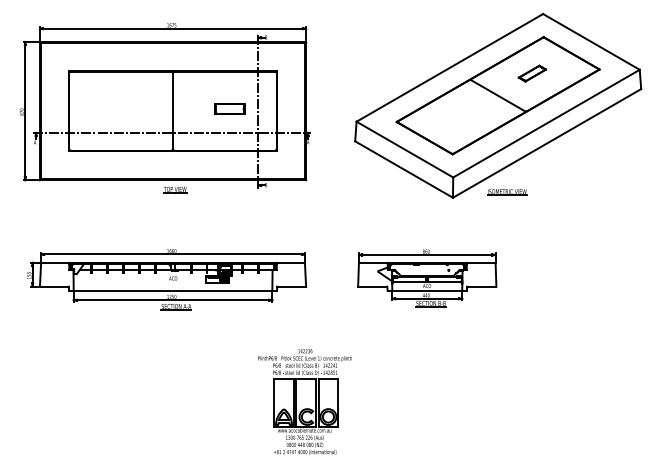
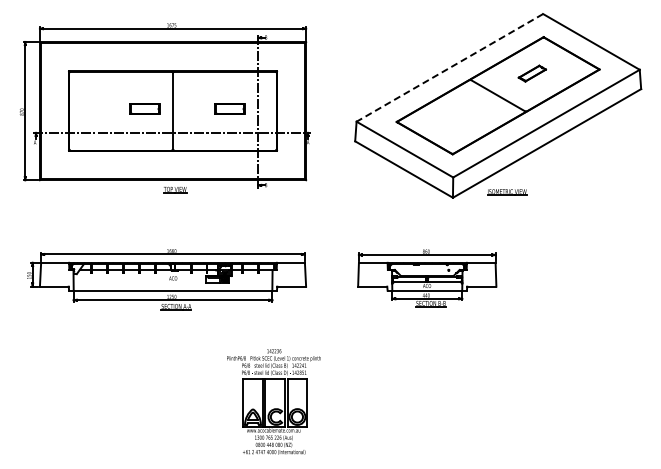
line: solid -> dashed (449, 67)
part: none -> present (144, 108)
hatch: present -> none (384, 274)
part position: (304, 401) -> (273, 401) (273, 401)
